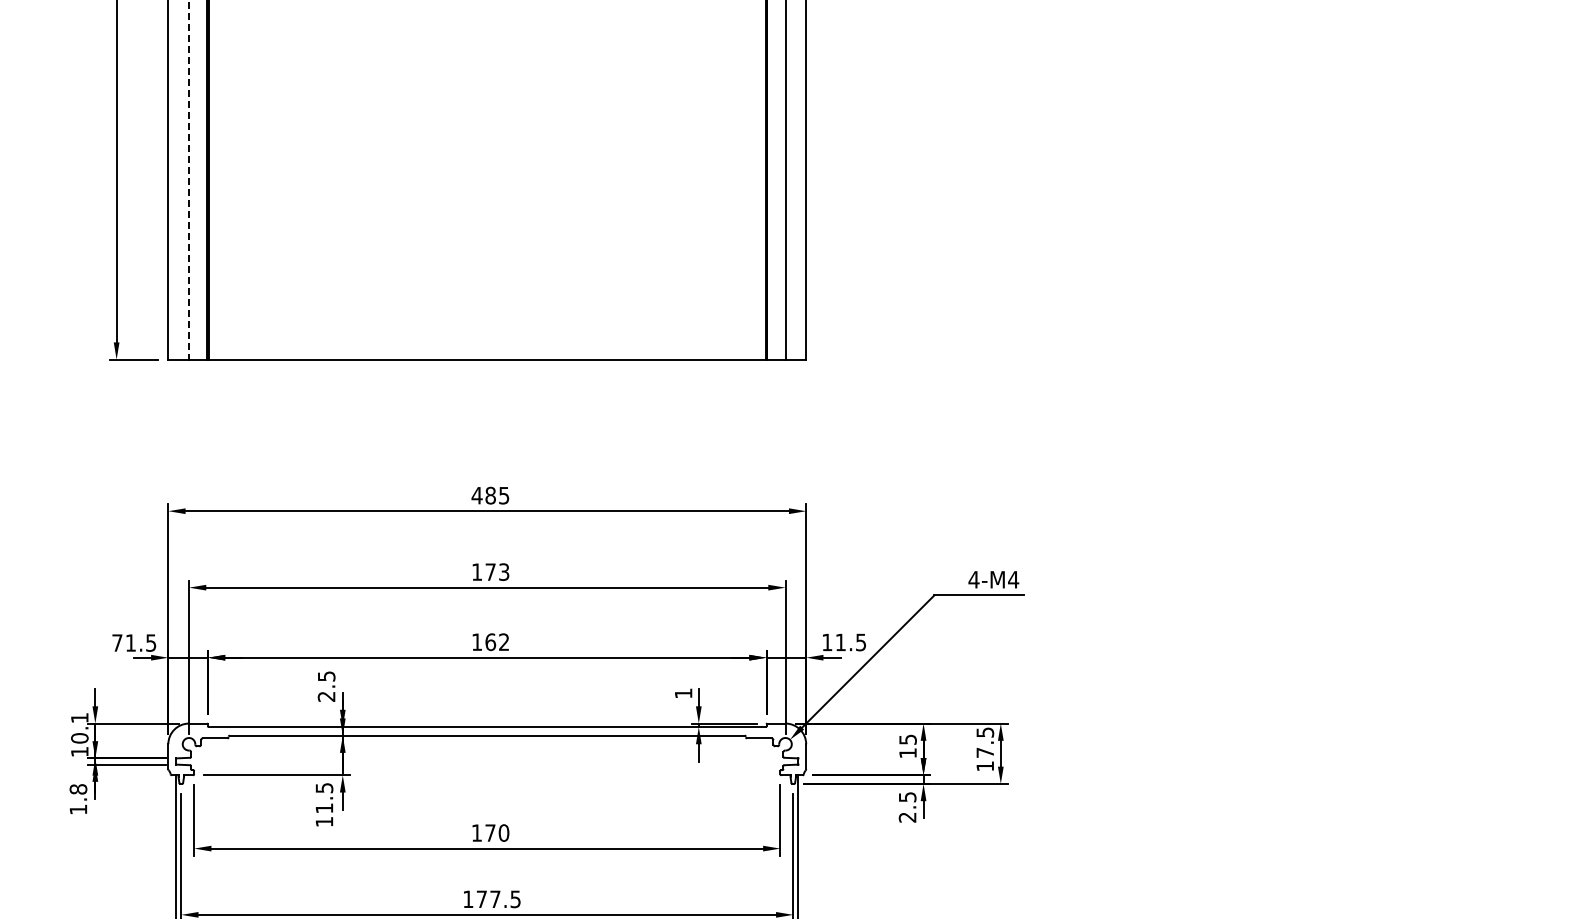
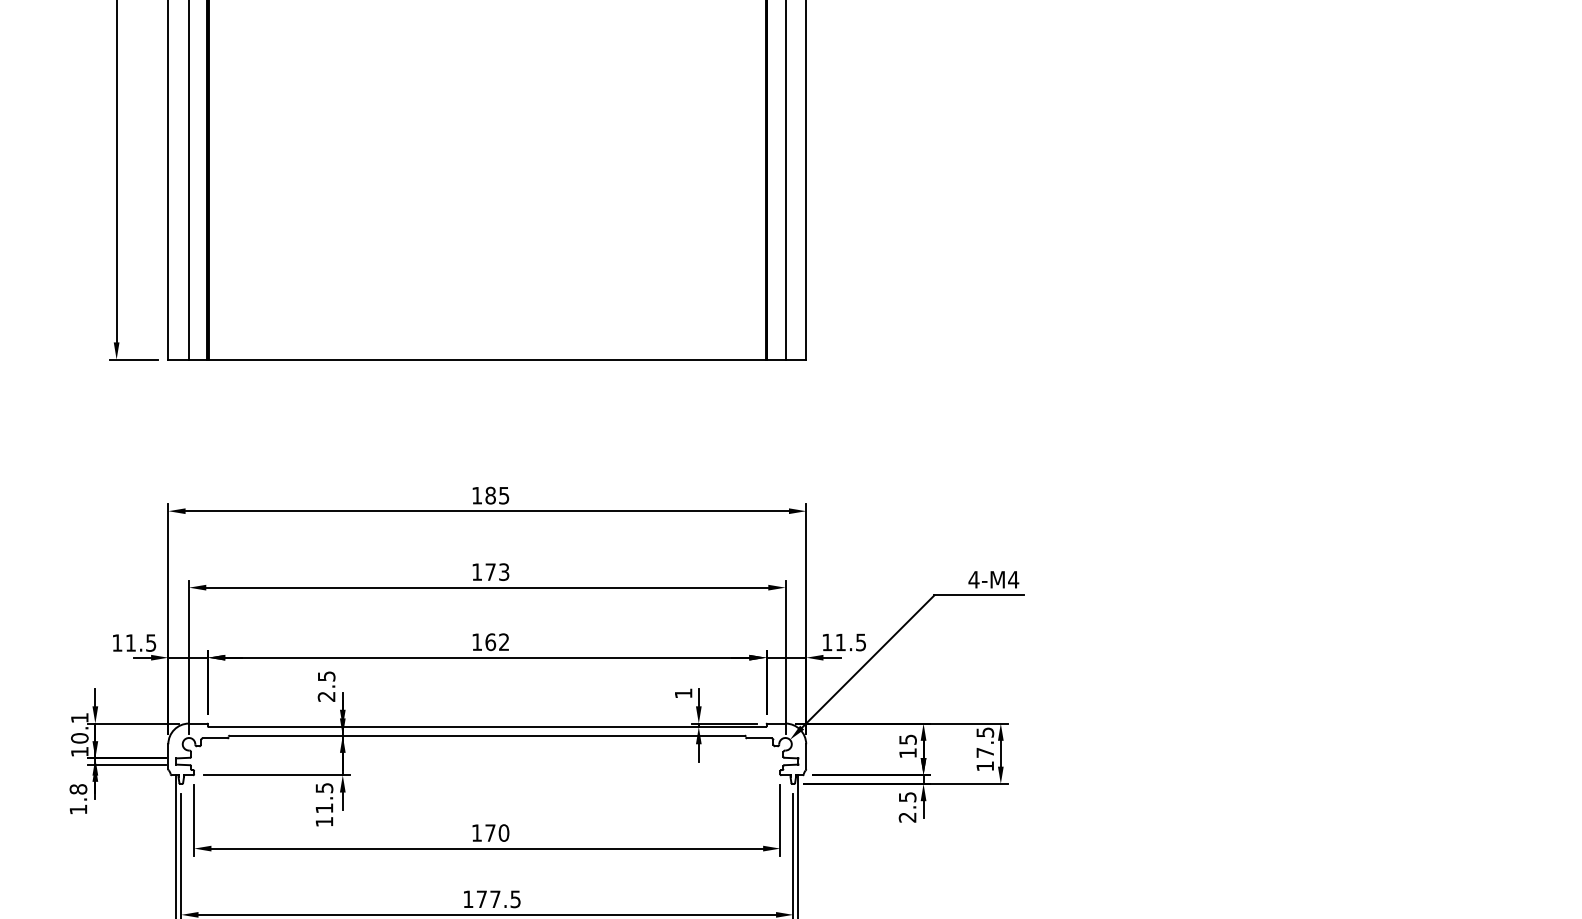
line: dashed -> solid (189, 180)
text: 485 -> 185 (476, 495)
text: 71.5 -> 11.5 (117, 642)
